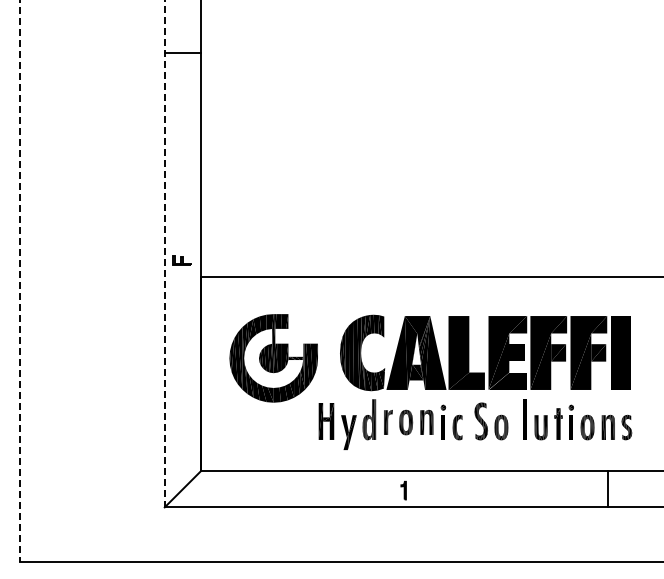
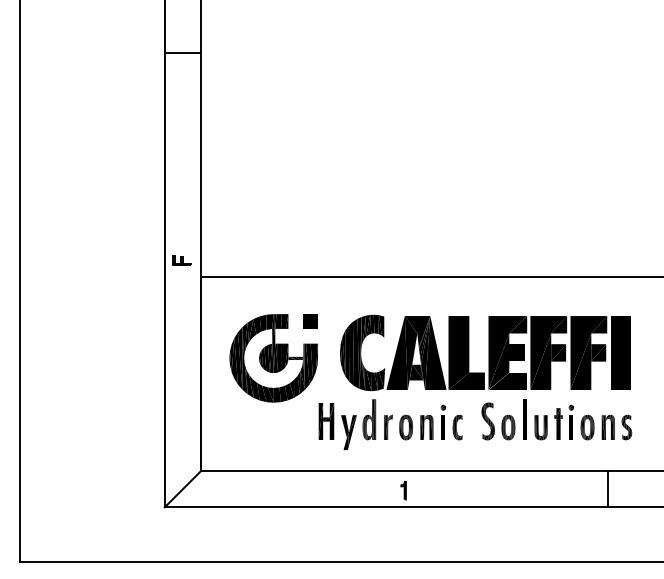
line: dashed -> solid (164, 254)
line: dashed -> solid (19, 281)
part: none -> present (310, 321)
part position: (491, 421) -> (498, 421) (498, 421)
part position: (408, 422) -> (408, 427) (408, 427)
